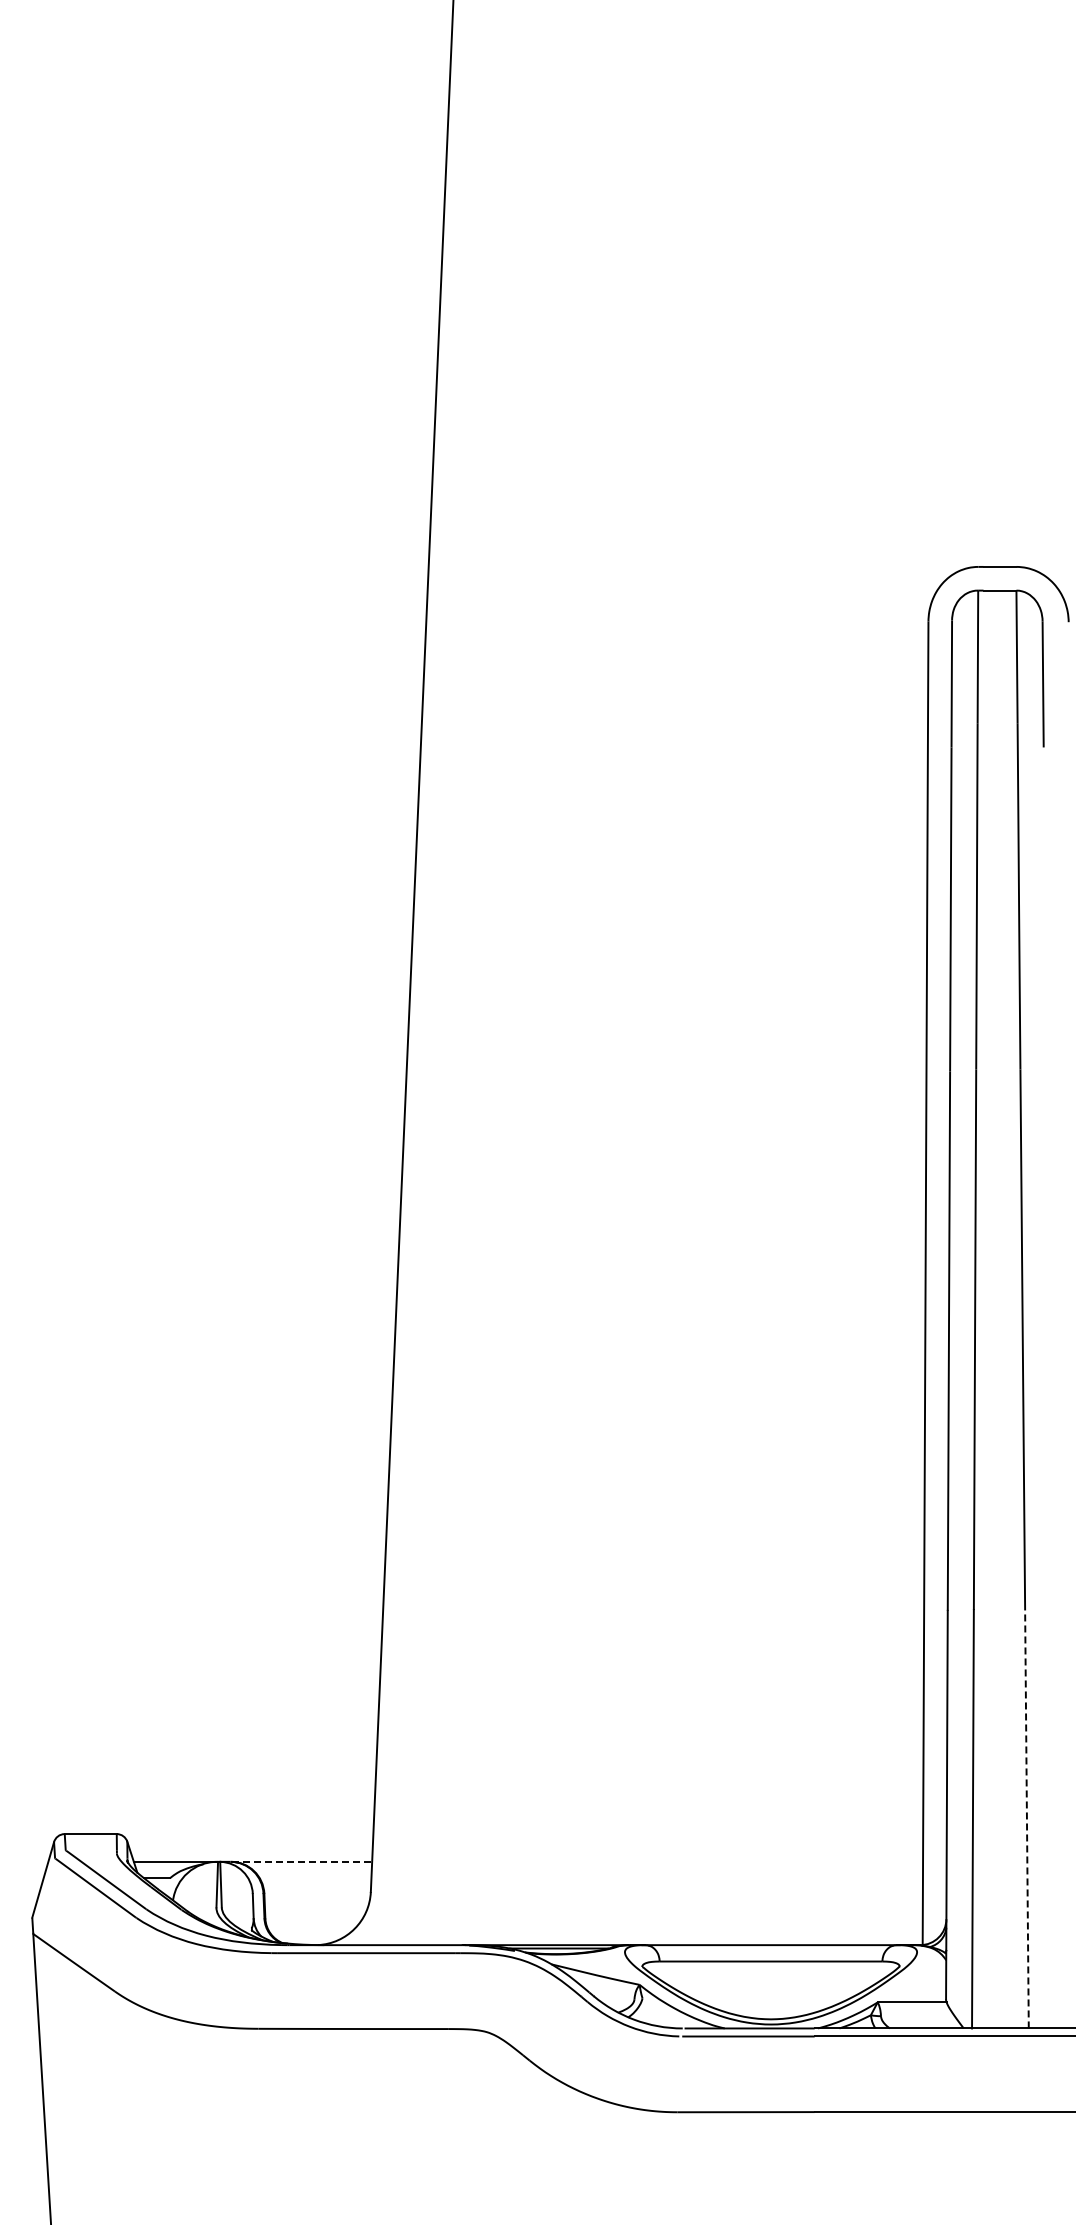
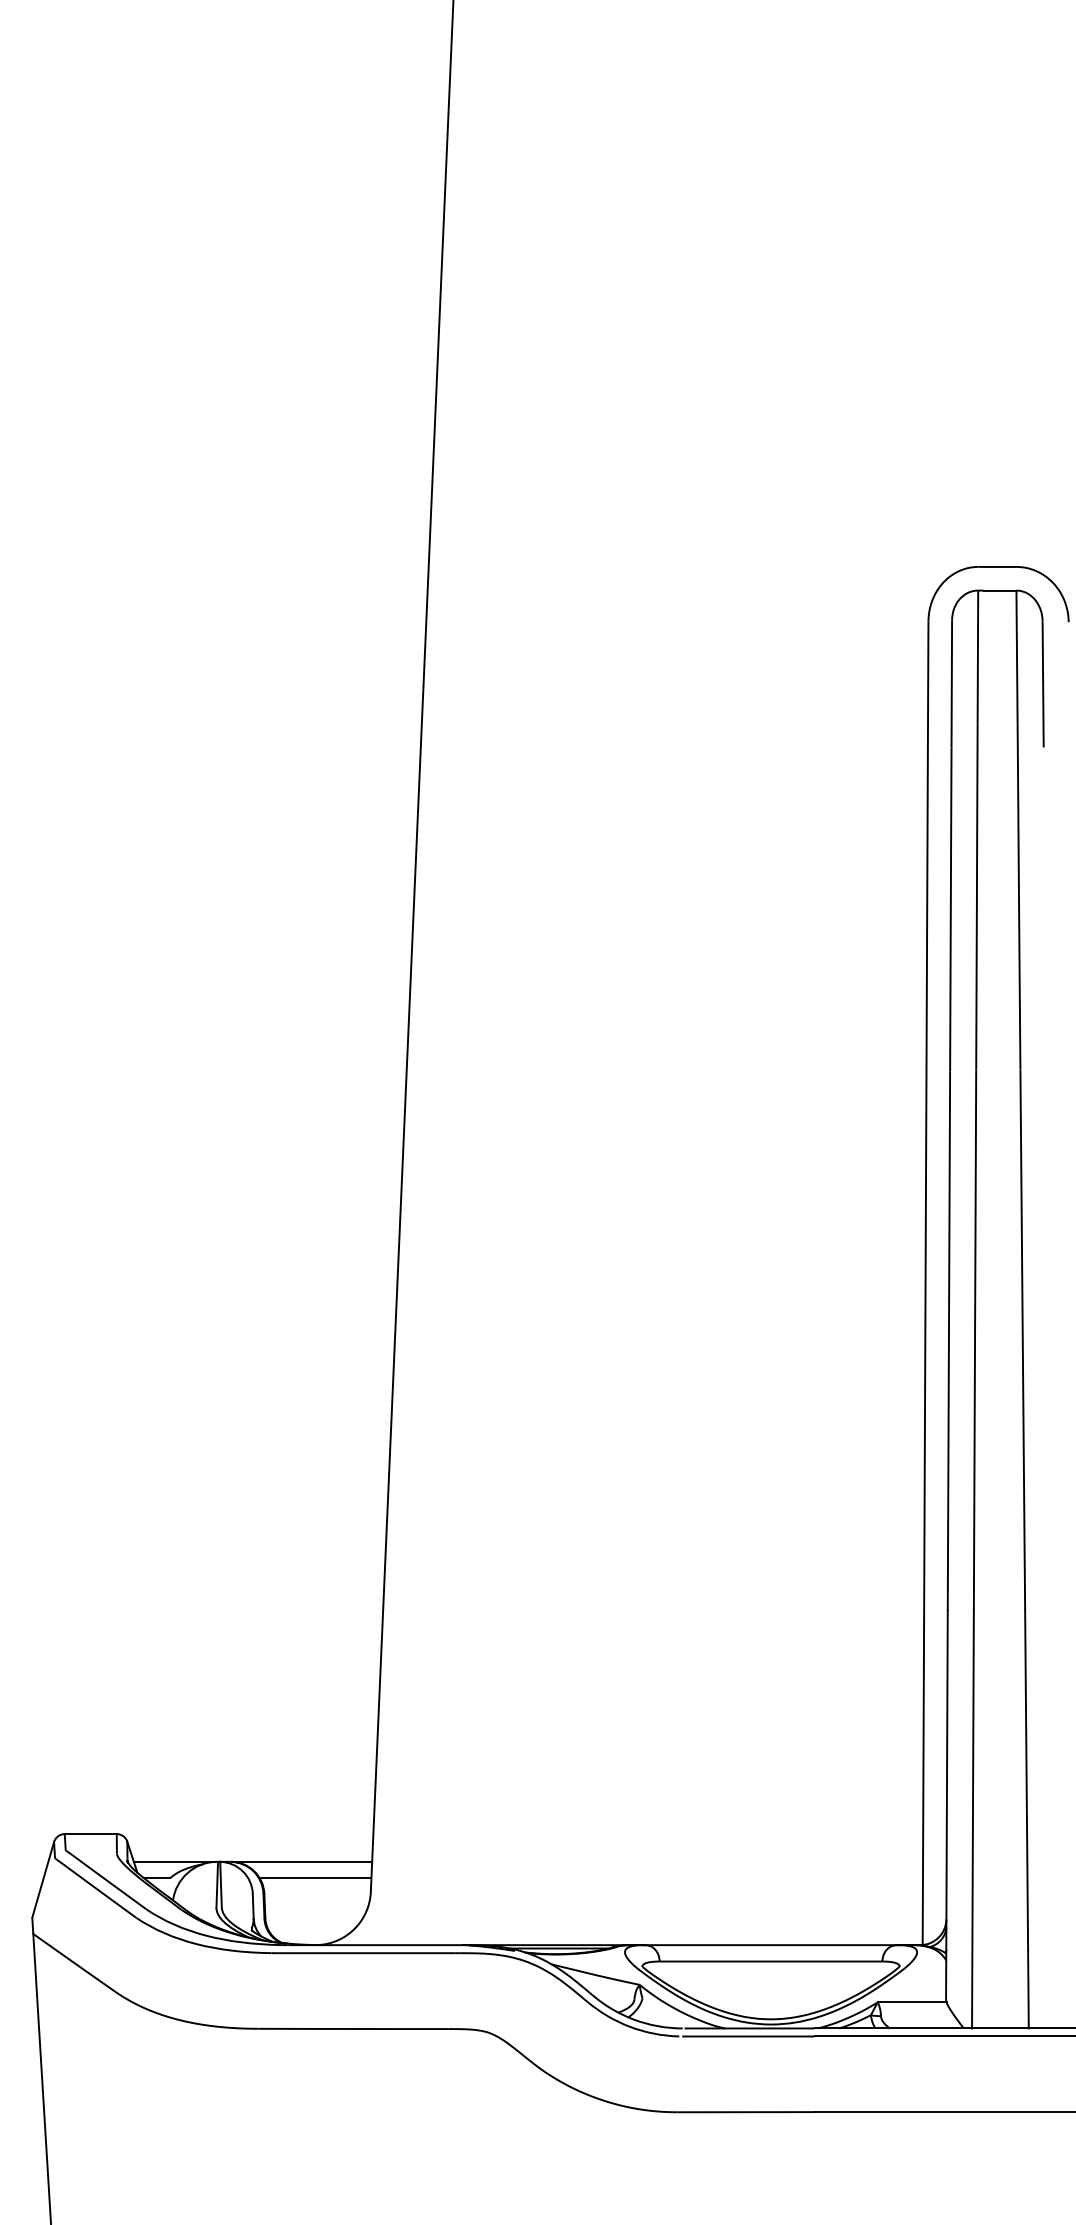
line: dashed -> solid (1026, 1818)
line: dashed -> solid (302, 1861)
line: none -> present (314, 1877)
